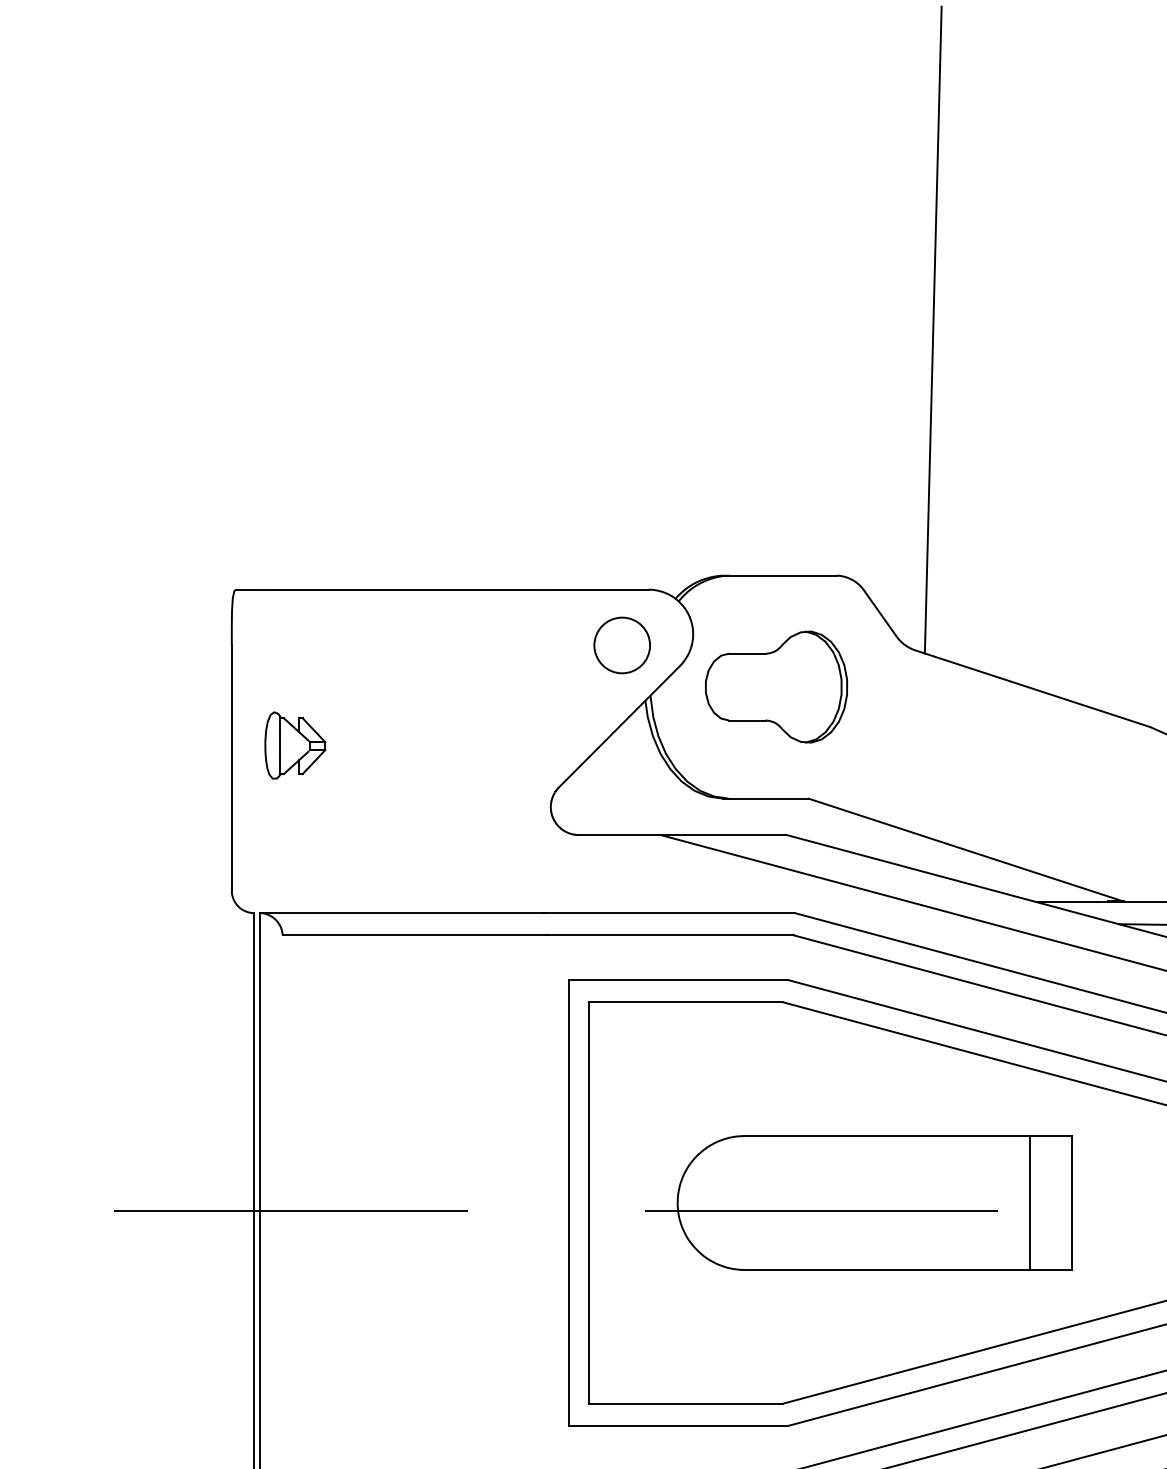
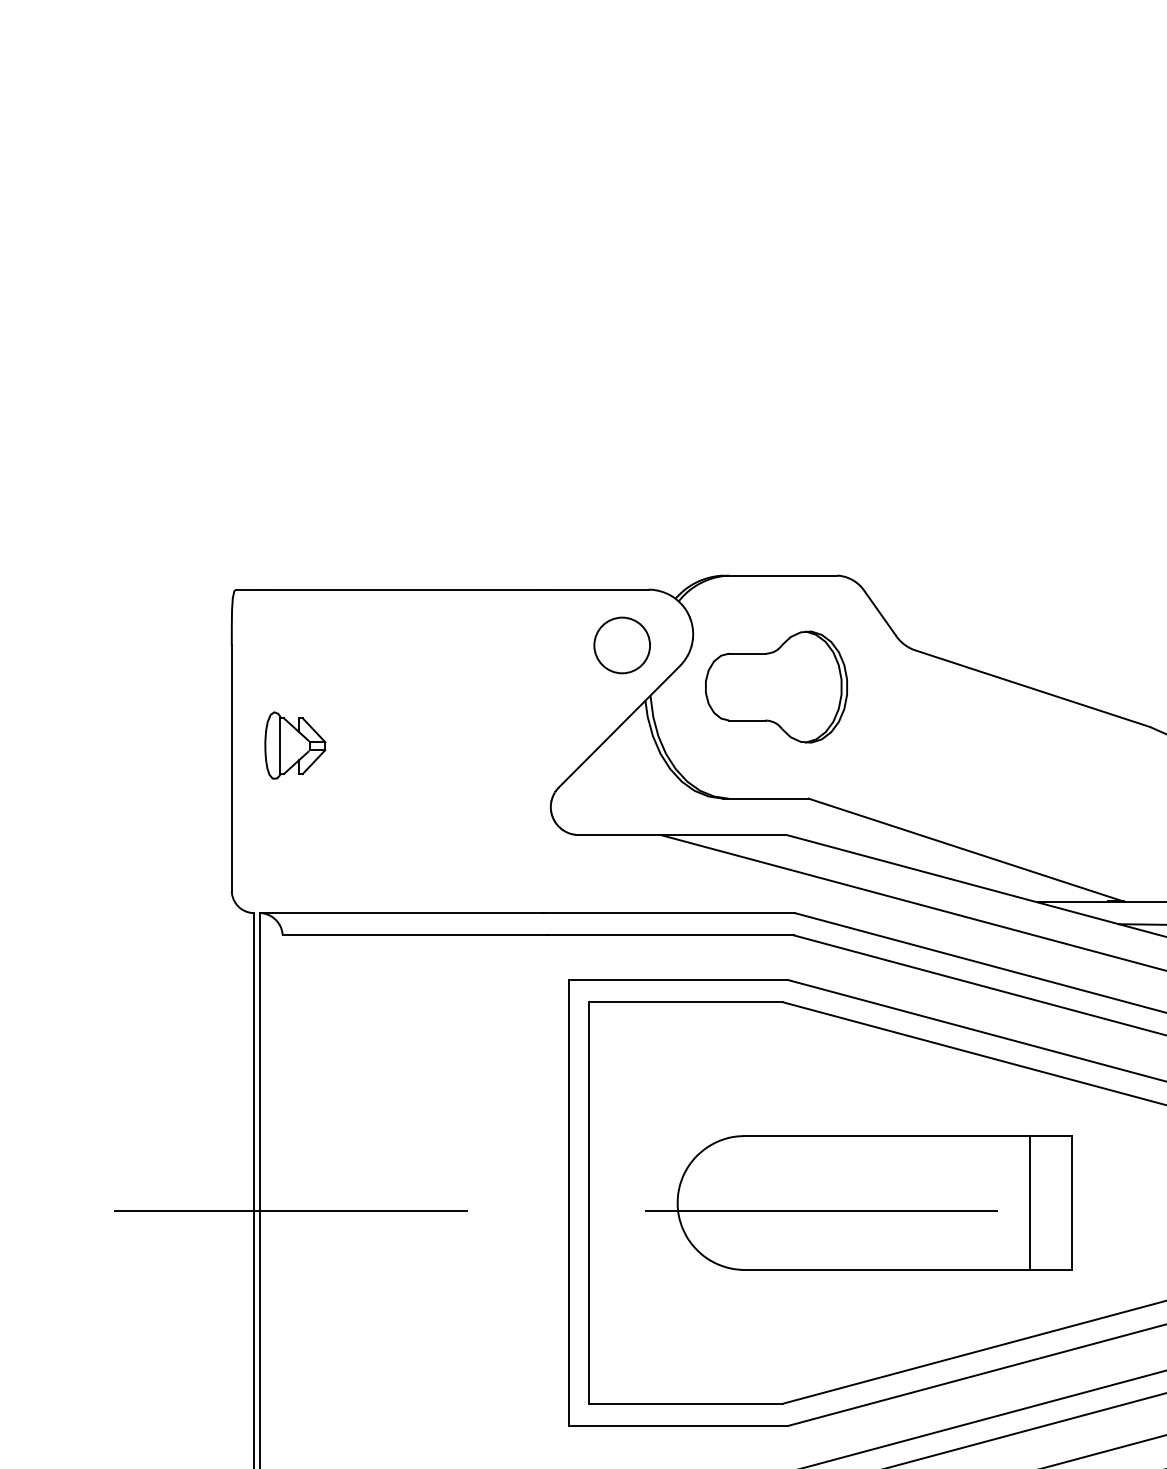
line: present -> none (932, 329)
